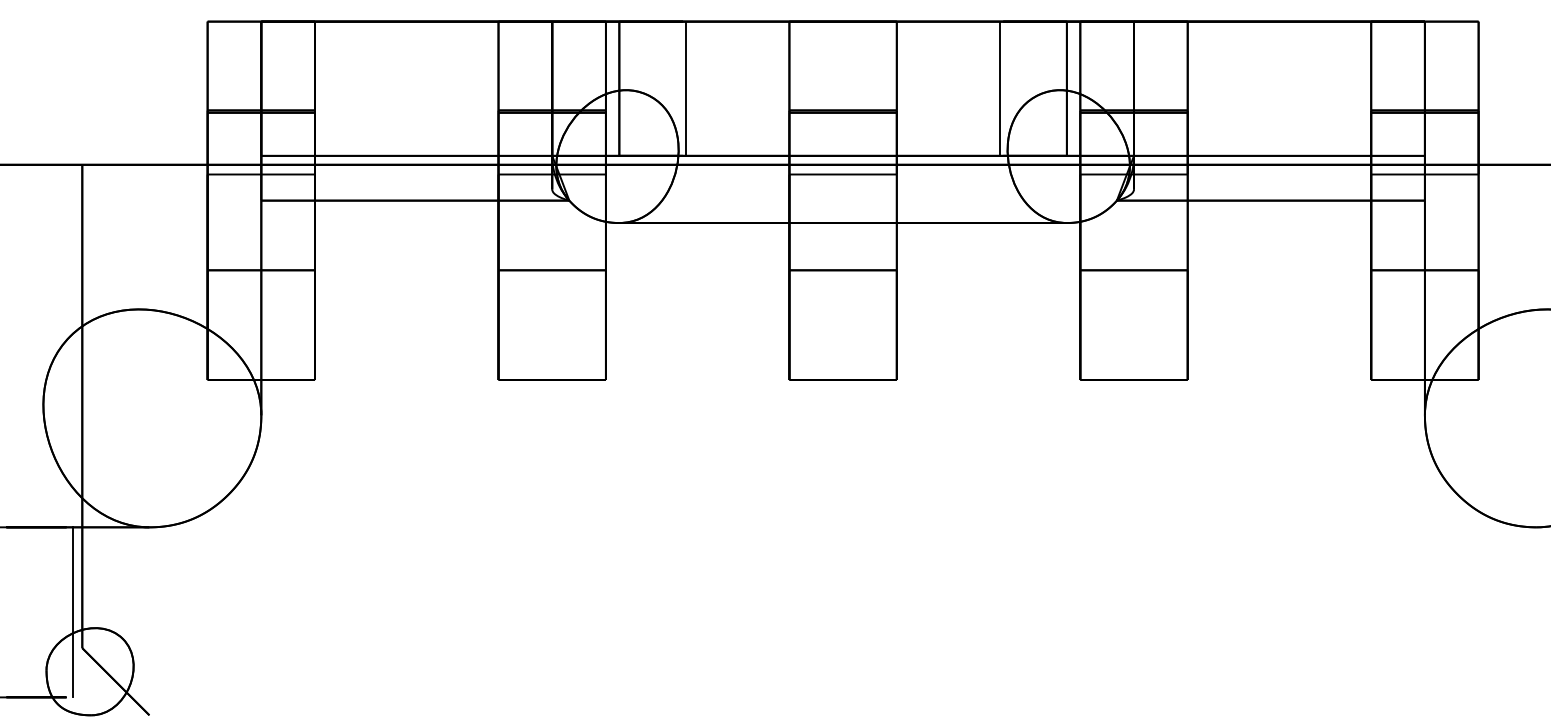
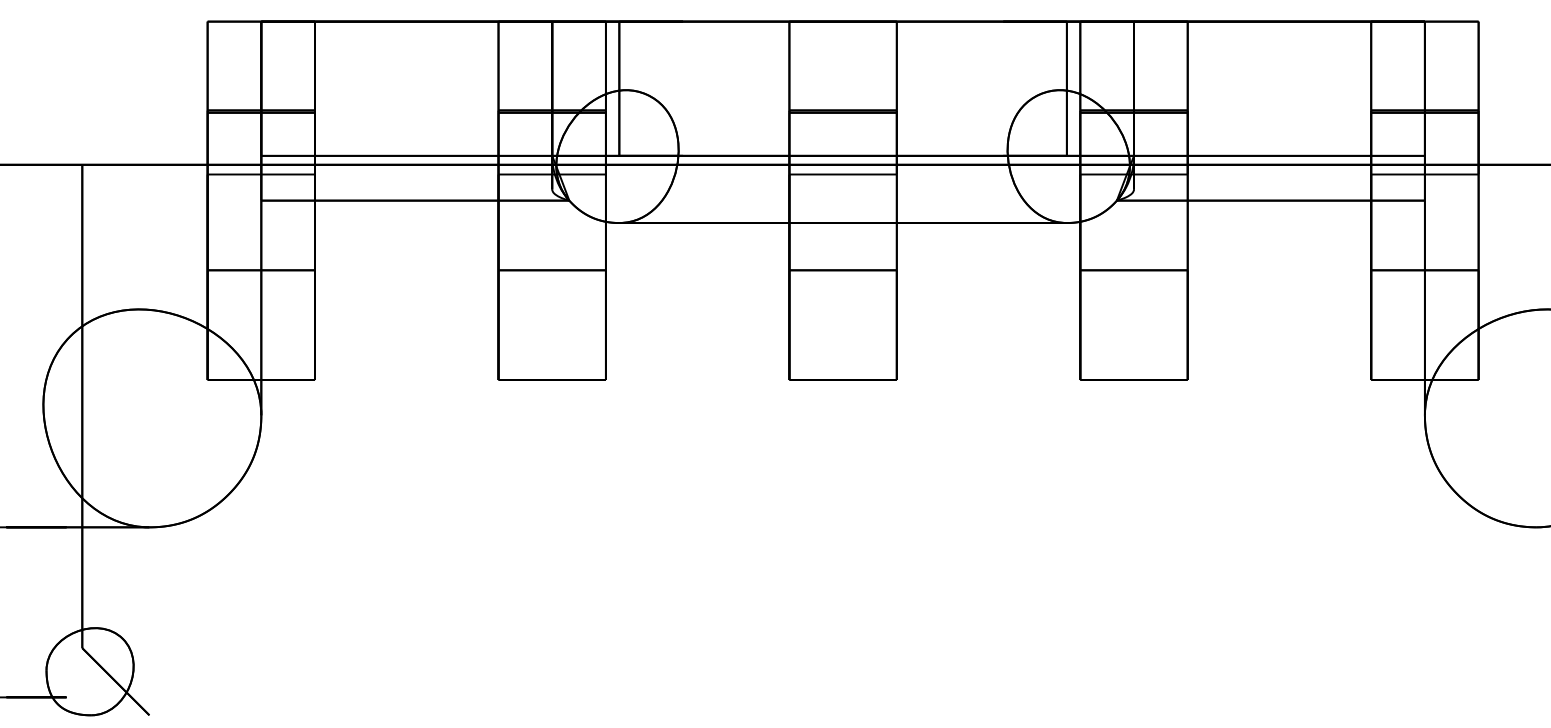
line: present -> none (686, 88)
line: present -> none (999, 88)
line: present -> none (73, 612)
